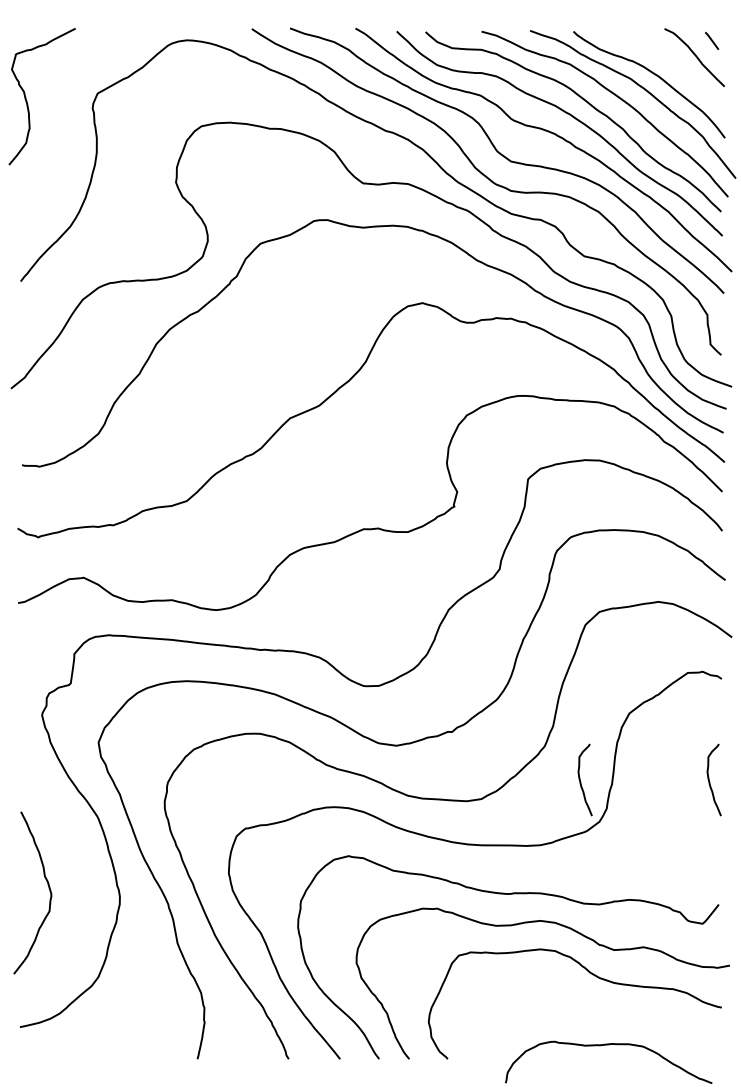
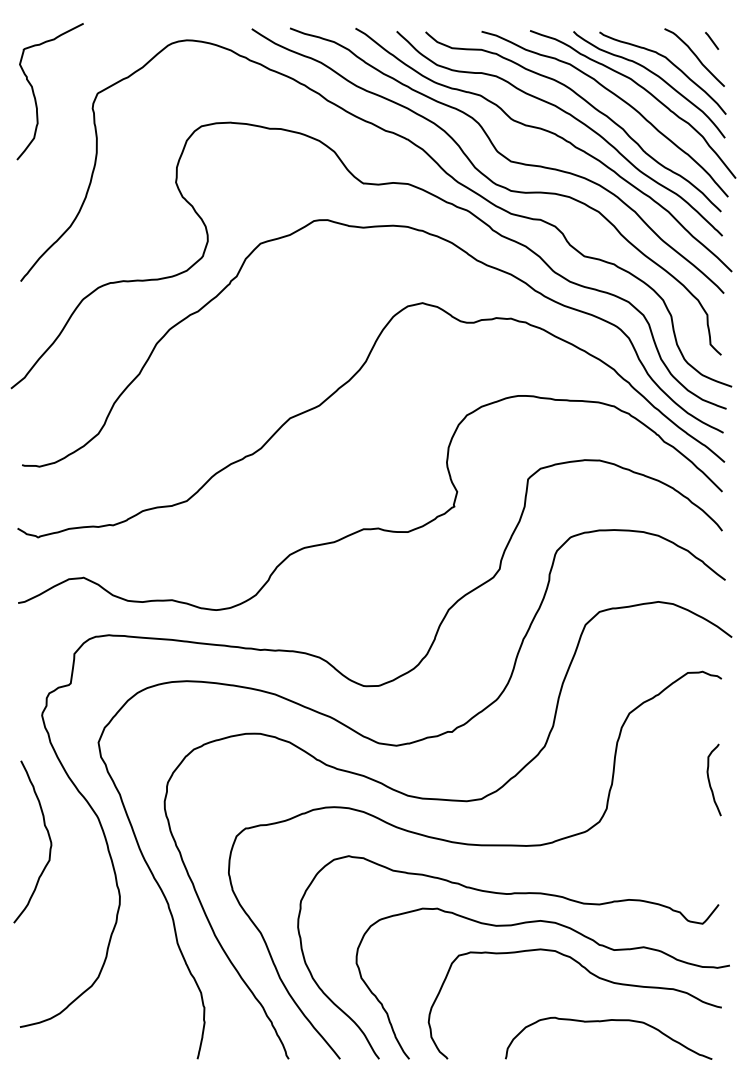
curve: none -> present (669, 62)
curve position: (27, 100) -> (35, 95) (35, 95)
curve: present -> none (581, 781)
curve position: (48, 888) -> (48, 837) (48, 837)
curve position: (608, 1045) -> (608, 1021) (608, 1021)
